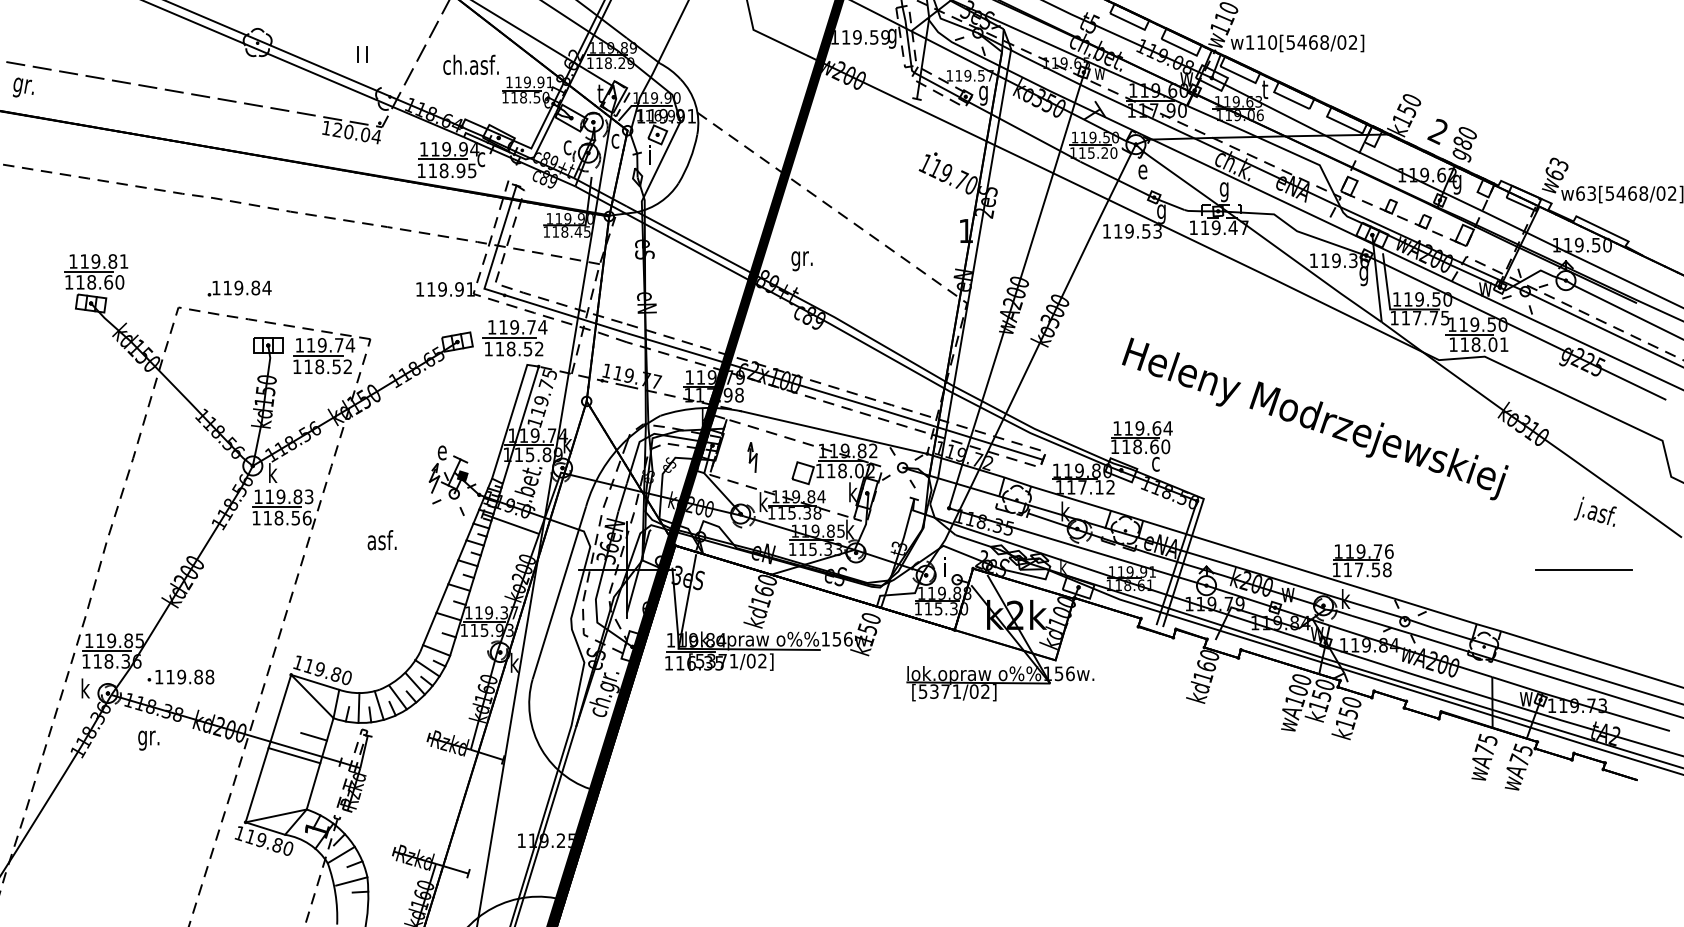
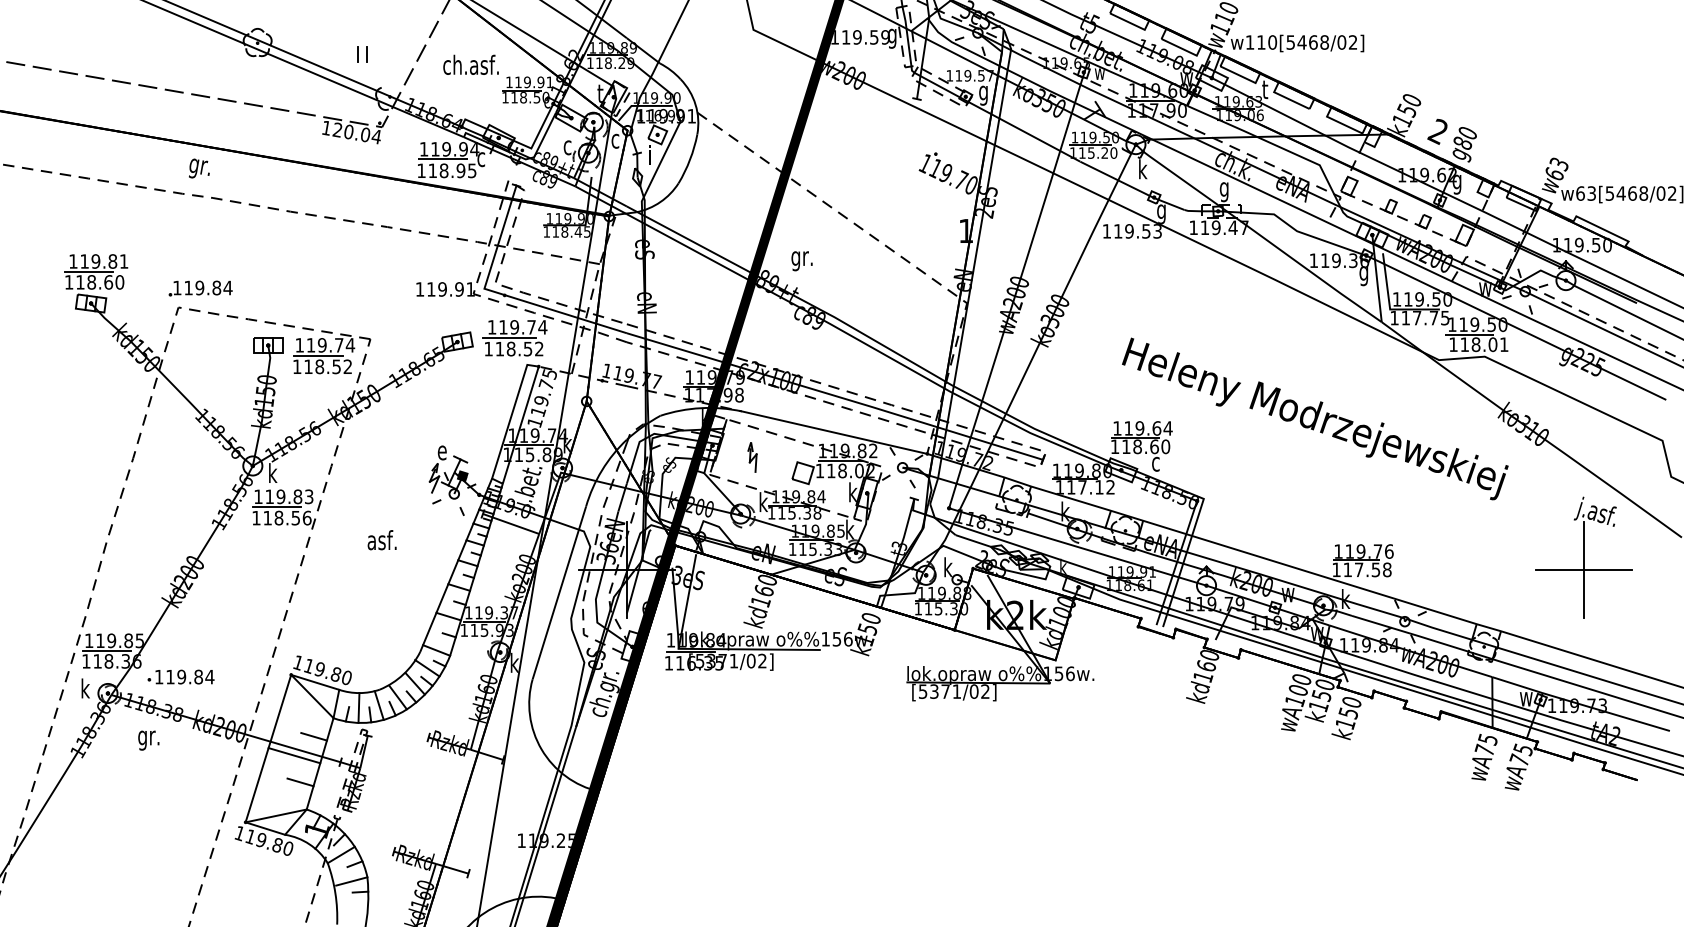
text position: (23, 87) -> (199, 168) (199, 168)
text: e -> k (1142, 169)
part position: (239, 288) -> (200, 288) (200, 288)
text: i -> k (948, 567)
line: none -> present (1584, 570)
text: 119.88 -> 119.84 (209, 676)
line: none -> present (300, 782)
